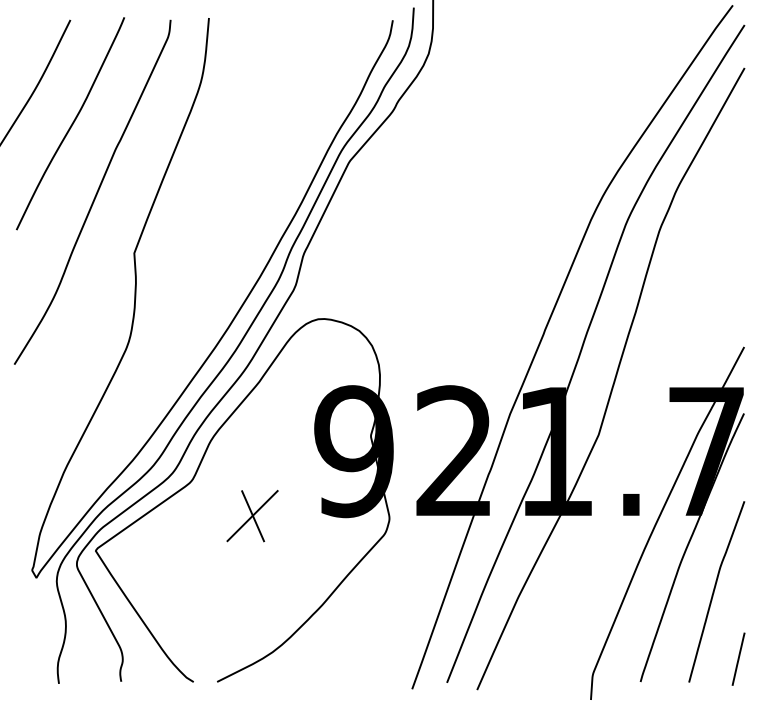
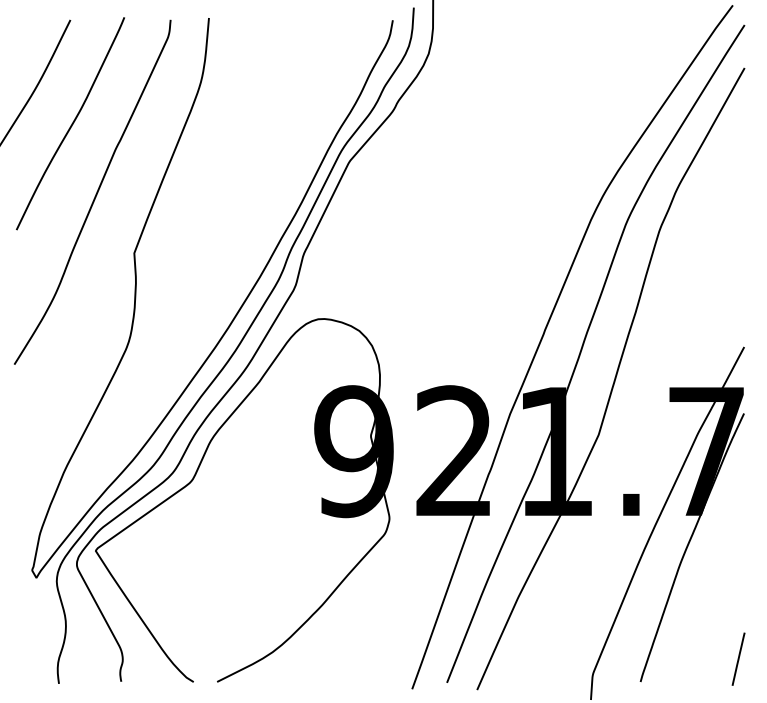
part: present -> none (252, 516)
curve: present -> none (714, 591)
